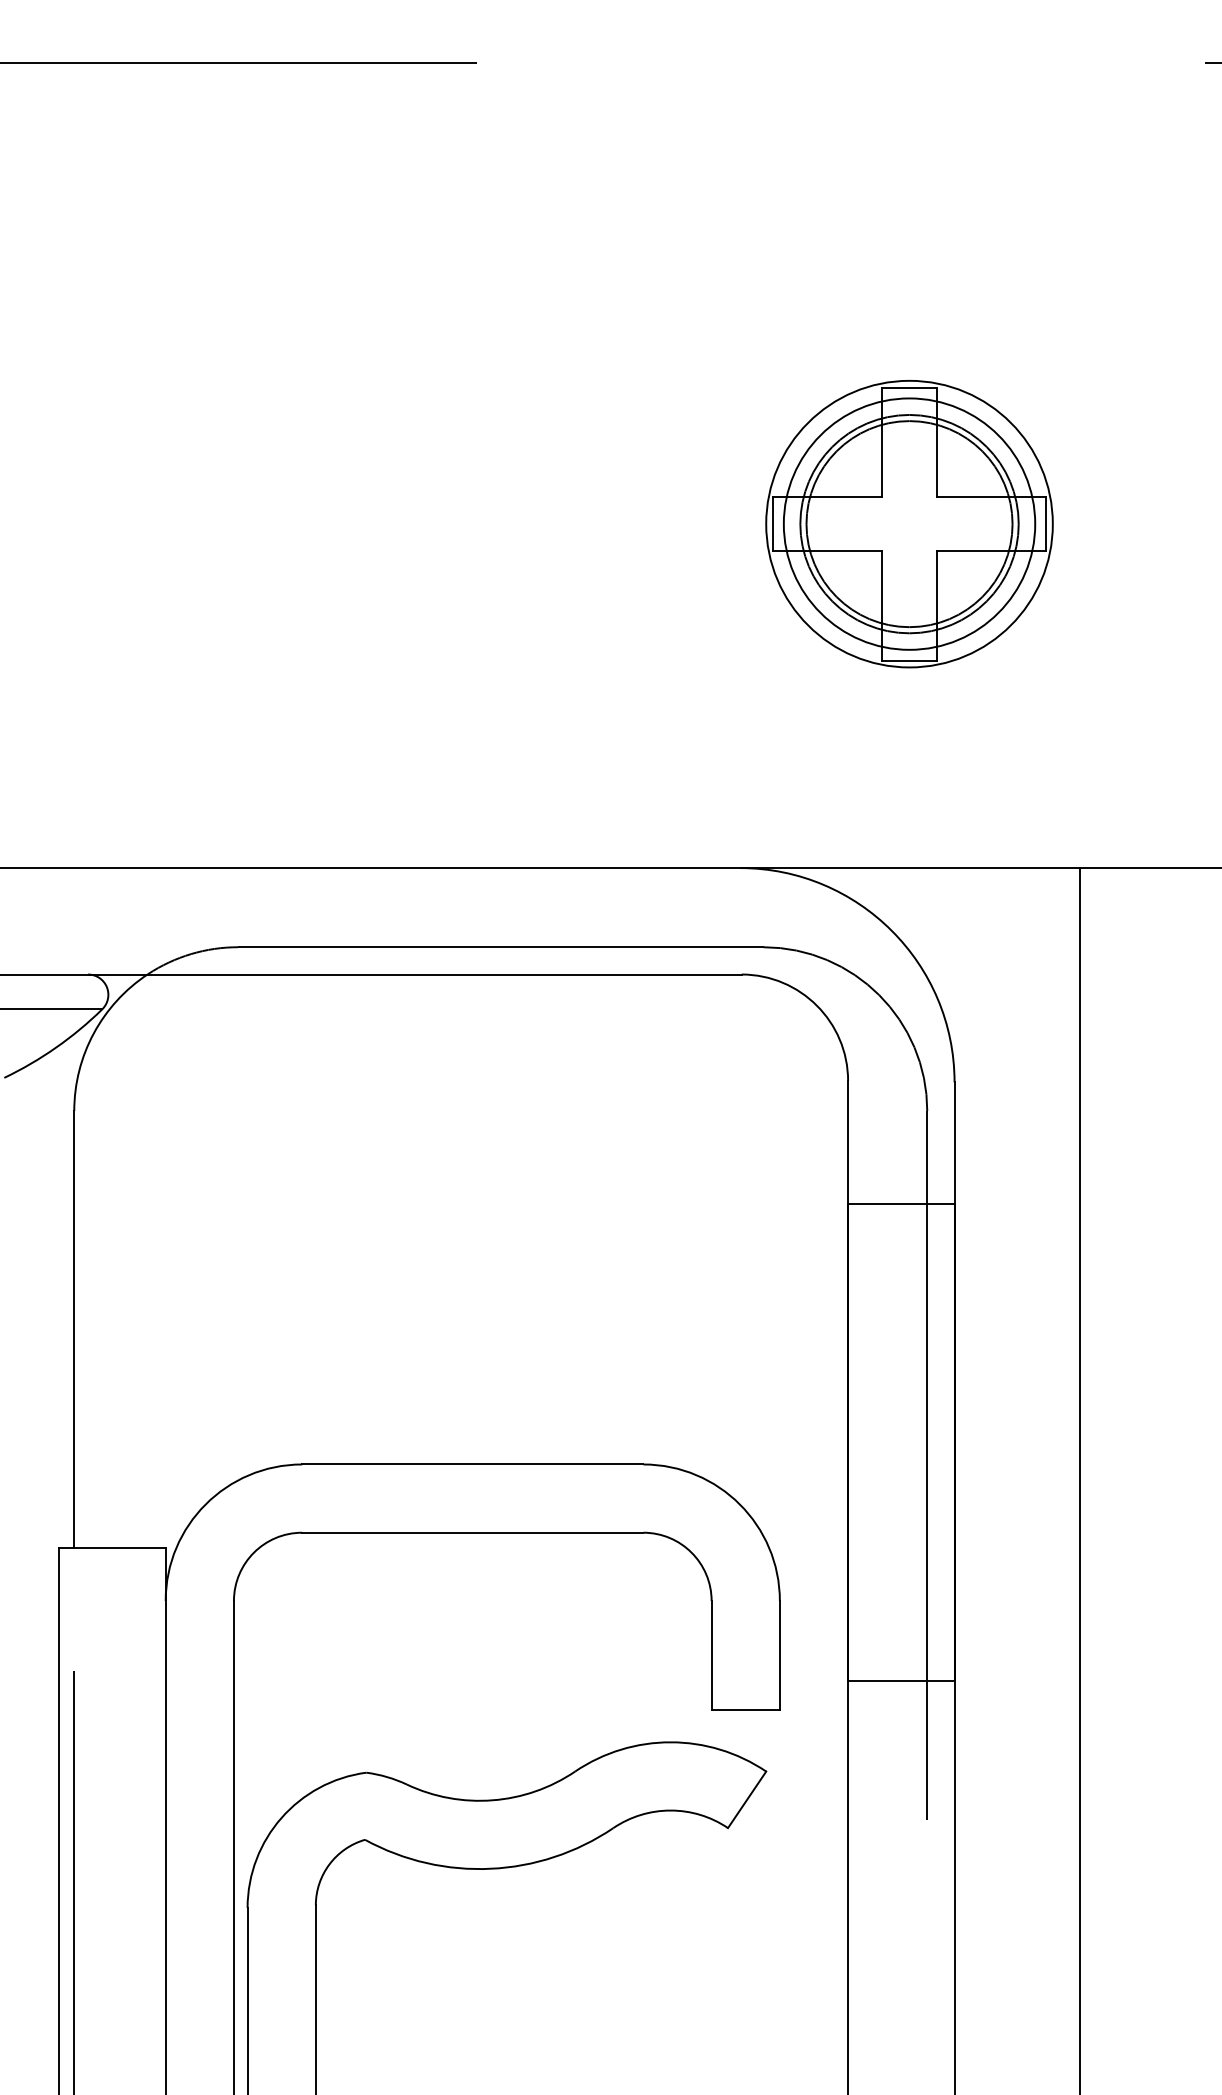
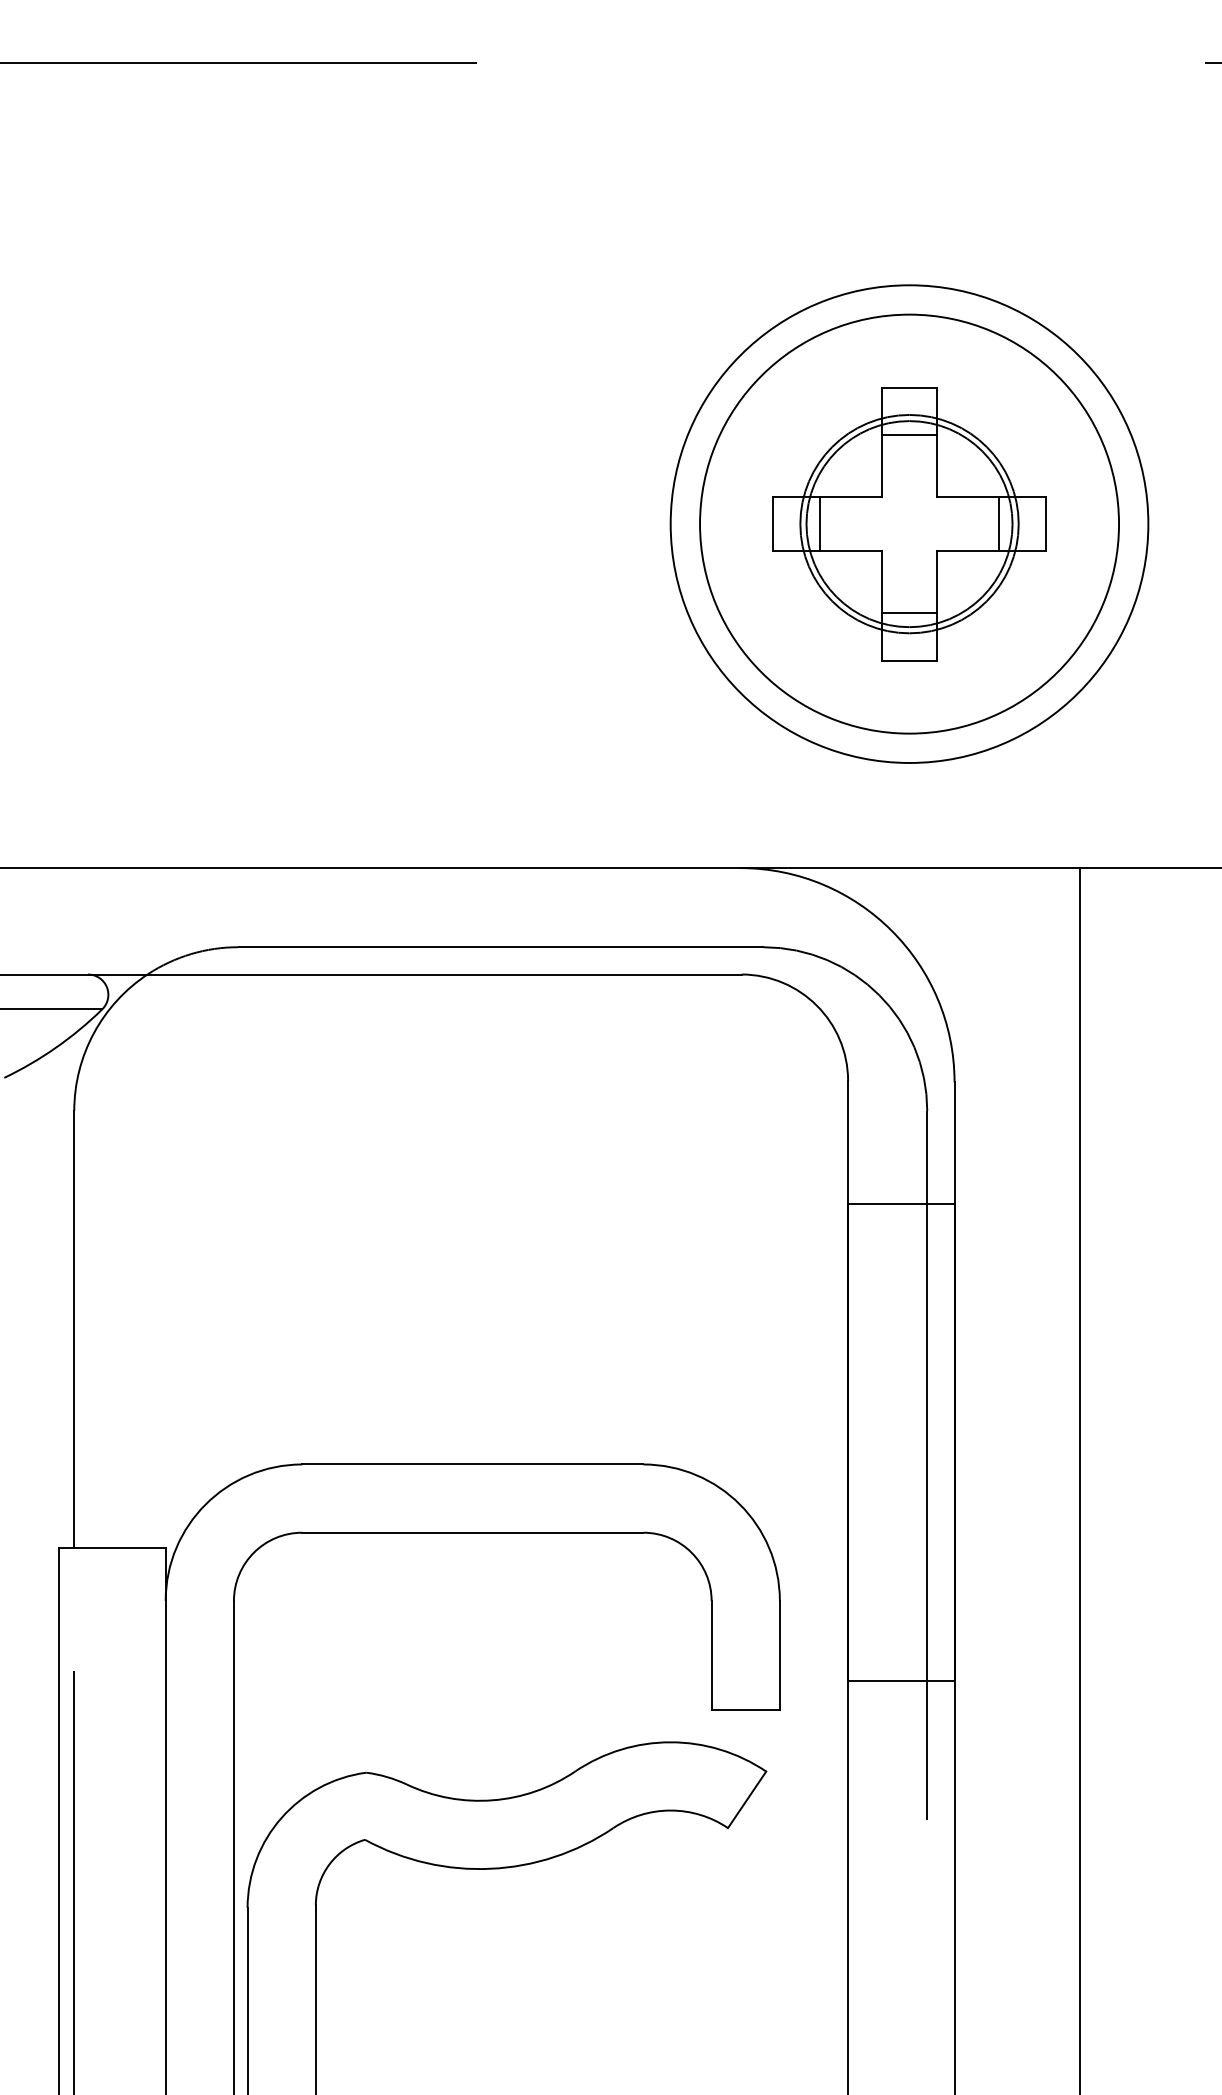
line: none -> present (909, 434)
line: none -> present (820, 523)
circle diameter: 251 px -> 419 px (909, 523)
circle diameter: 287 px -> 478 px (909, 523)
line: none -> present (998, 523)
line: none -> present (909, 613)
